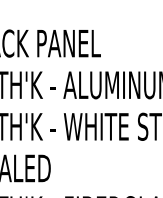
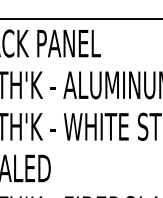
line: none -> present (80, 18)
